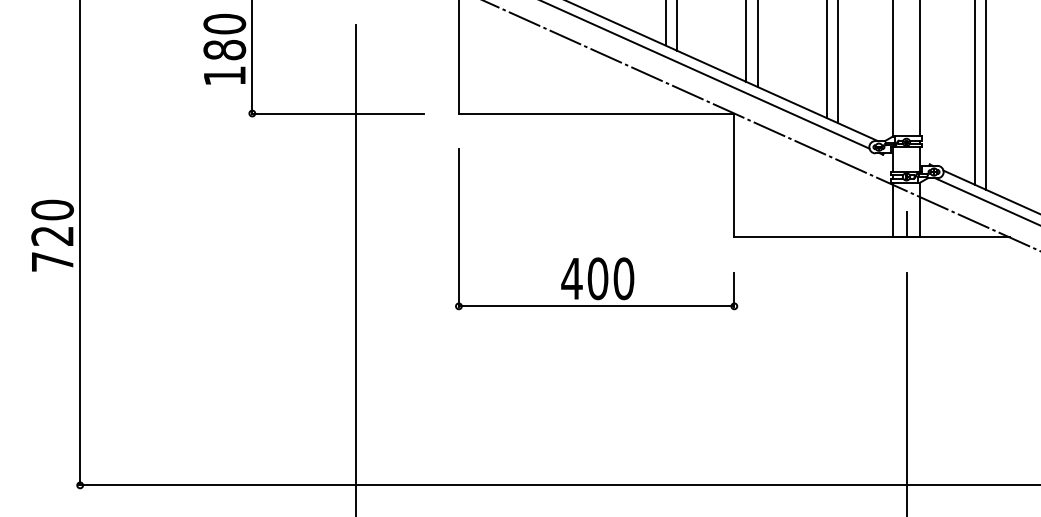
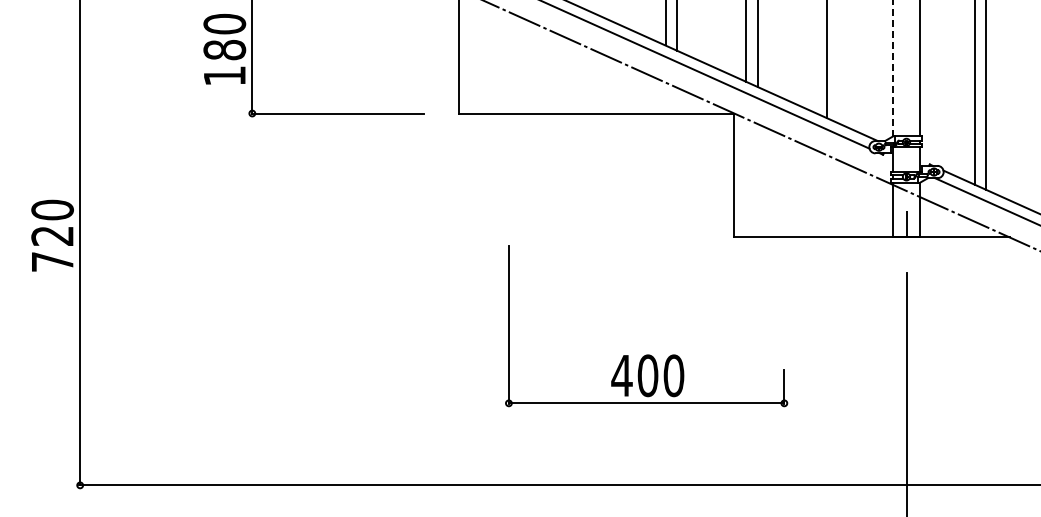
line: present -> none (838, 62)
line: solid -> dashed (892, 68)
part position: (596, 257) -> (646, 354) (646, 354)
line: present -> none (355, 268)
